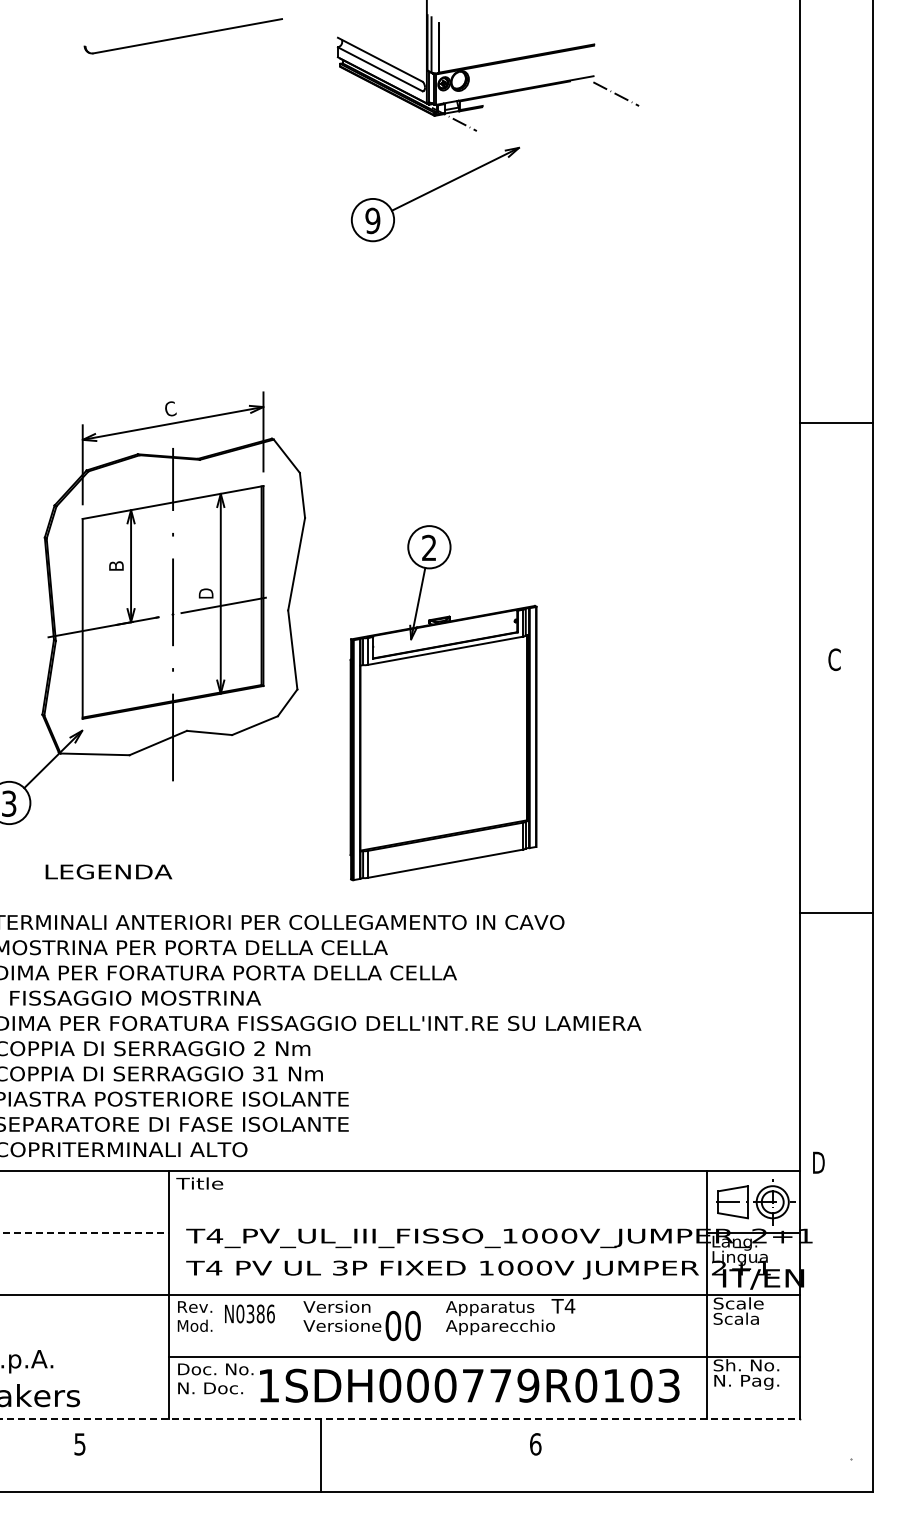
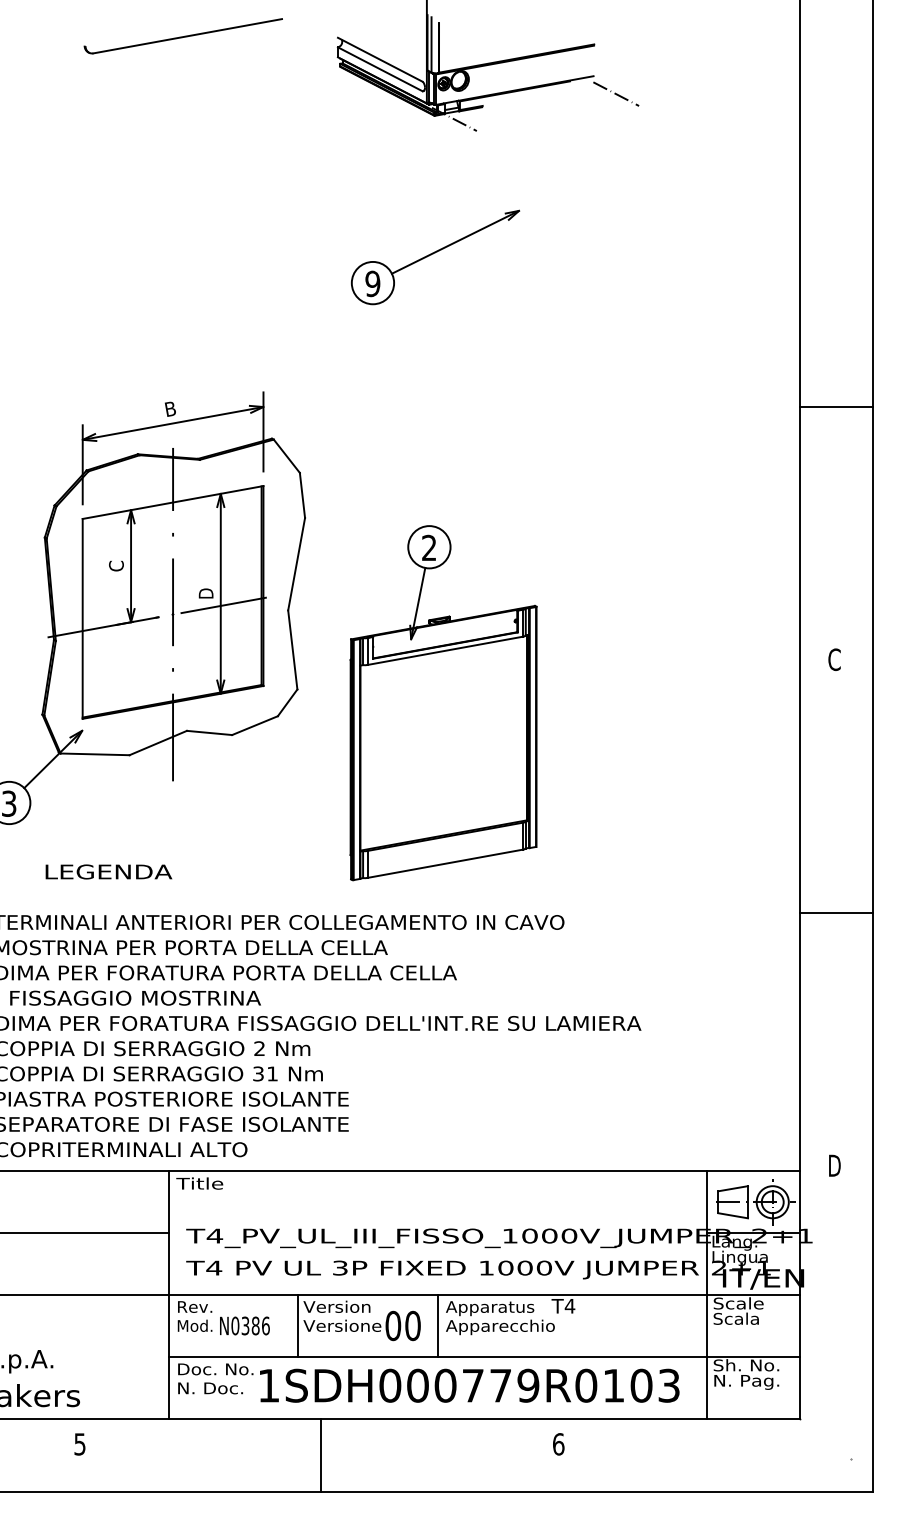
part position: (435, 194) -> (435, 257) (435, 257)
text: C -> B (170, 408)
line position: (836, 422) -> (836, 406) (836, 406)
text: B -> C (116, 565)
text position: (818, 1162) -> (834, 1165) (834, 1165)
line: dashed -> solid (85, 1233)
text position: (249, 1313) -> (244, 1325) (244, 1325)
line: none -> present (298, 1325)
line: none -> present (438, 1325)
line: dashed -> solid (400, 1418)
text position: (535, 1444) -> (558, 1444) (558, 1444)
